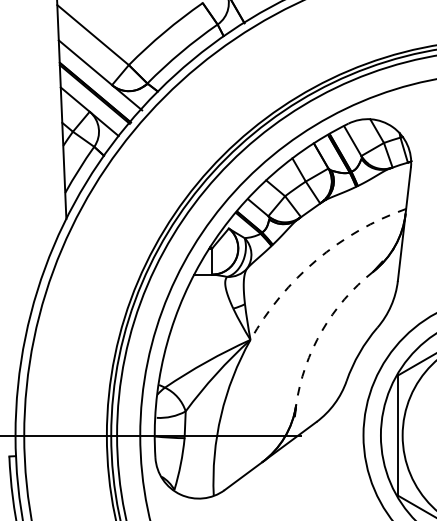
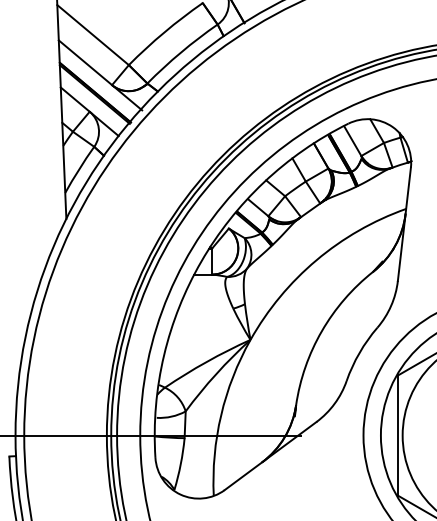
arc: dashed -> solid (316, 260)
arc: dashed -> solid (321, 331)
